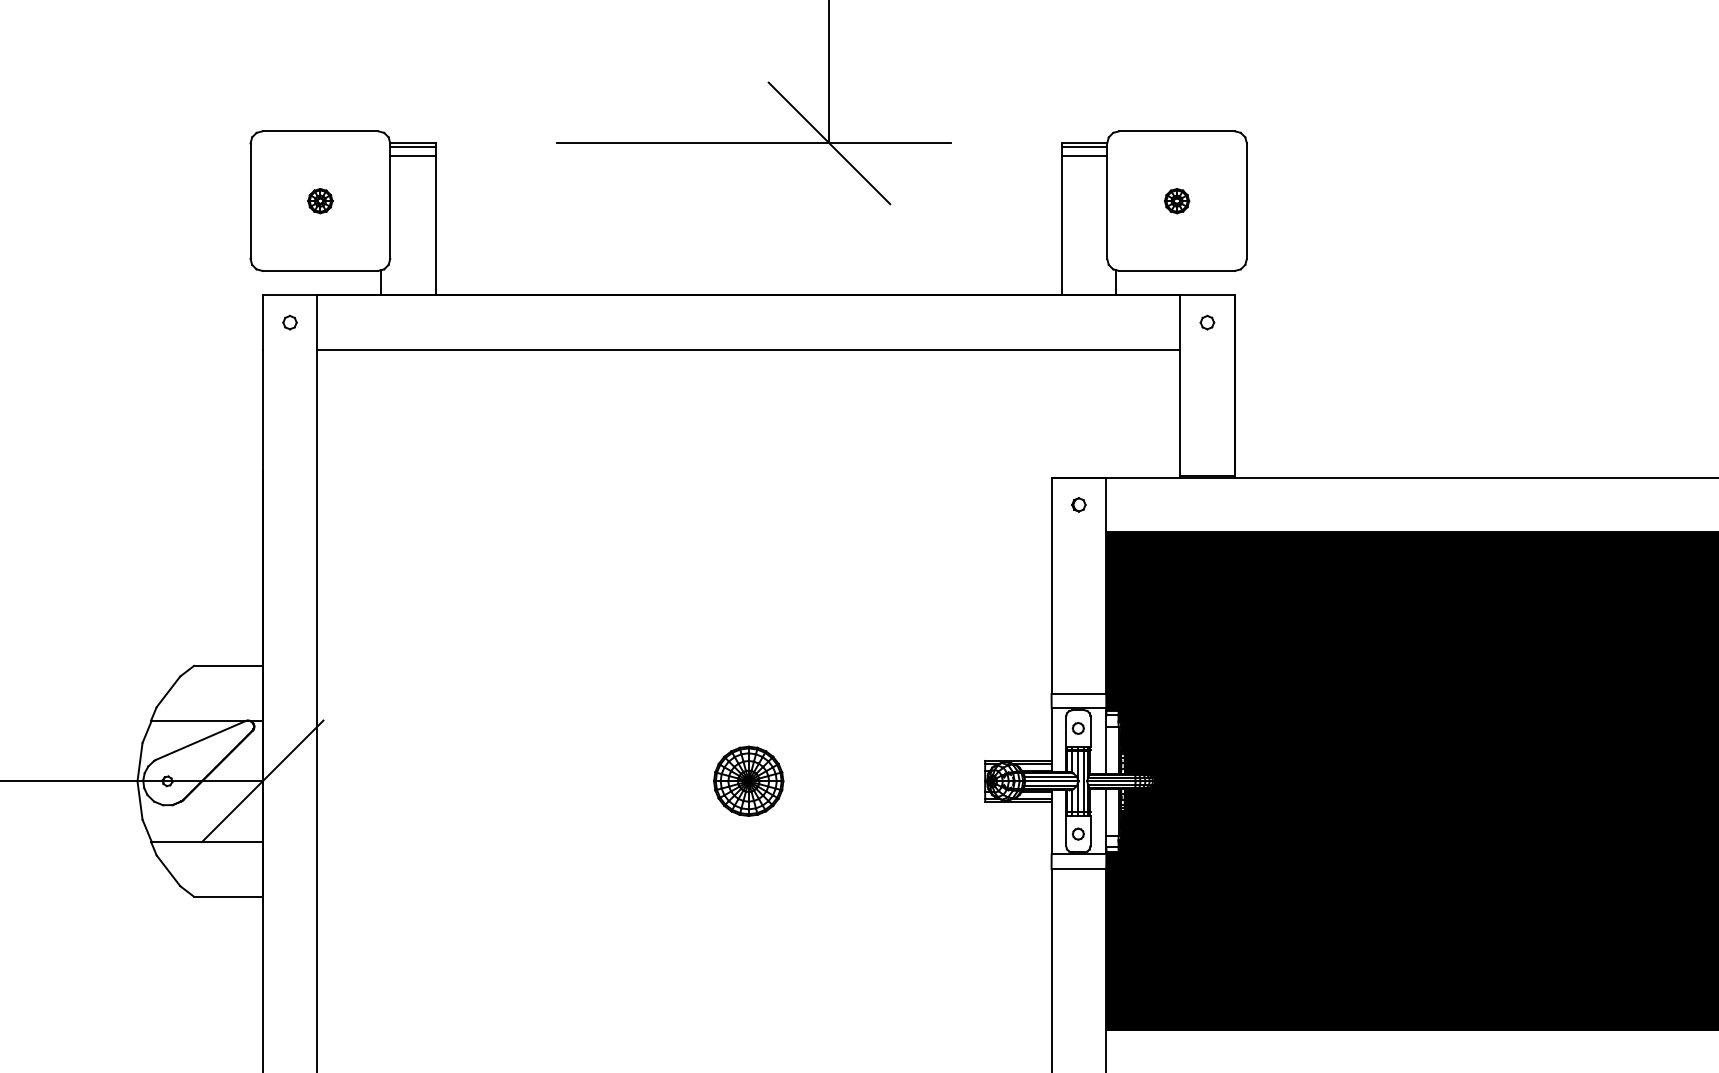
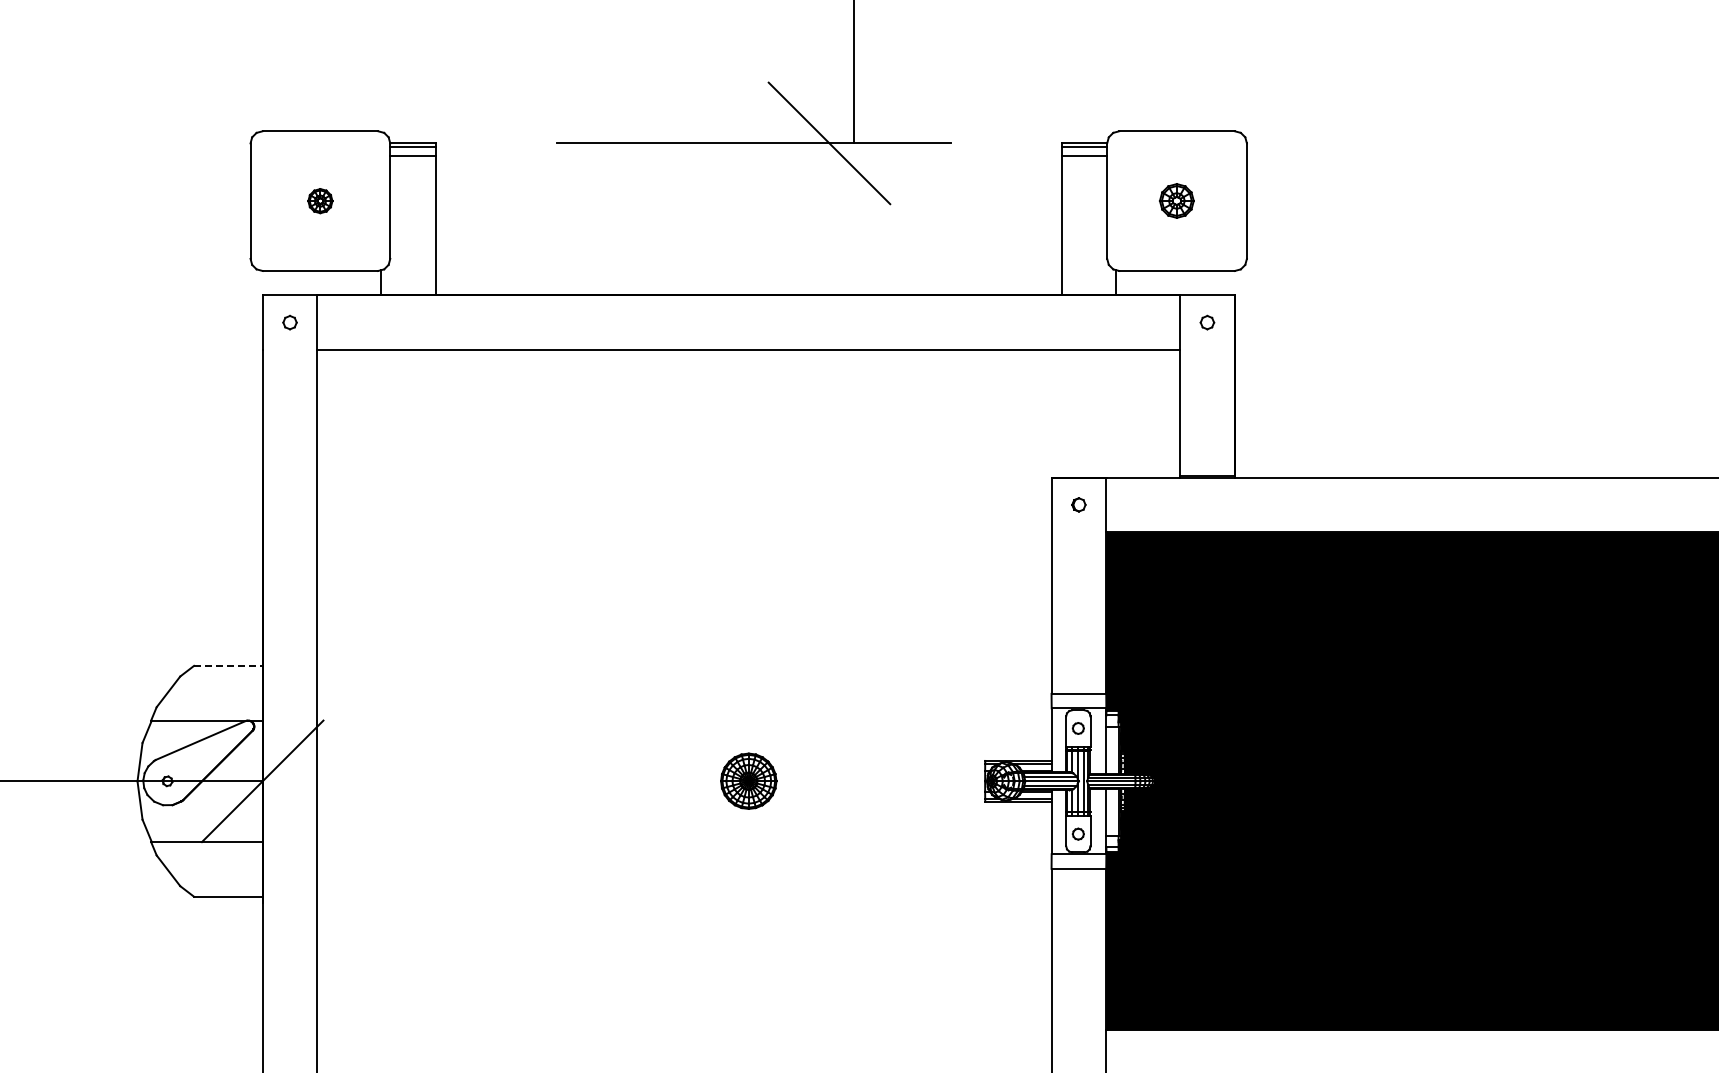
line position: (829, 72) -> (854, 72) (854, 72)
part size: 27x27 px -> 36x36 px (1176, 200)
line: solid -> dashed (228, 665)
part size: 72x72 px -> 58x58 px (748, 780)
